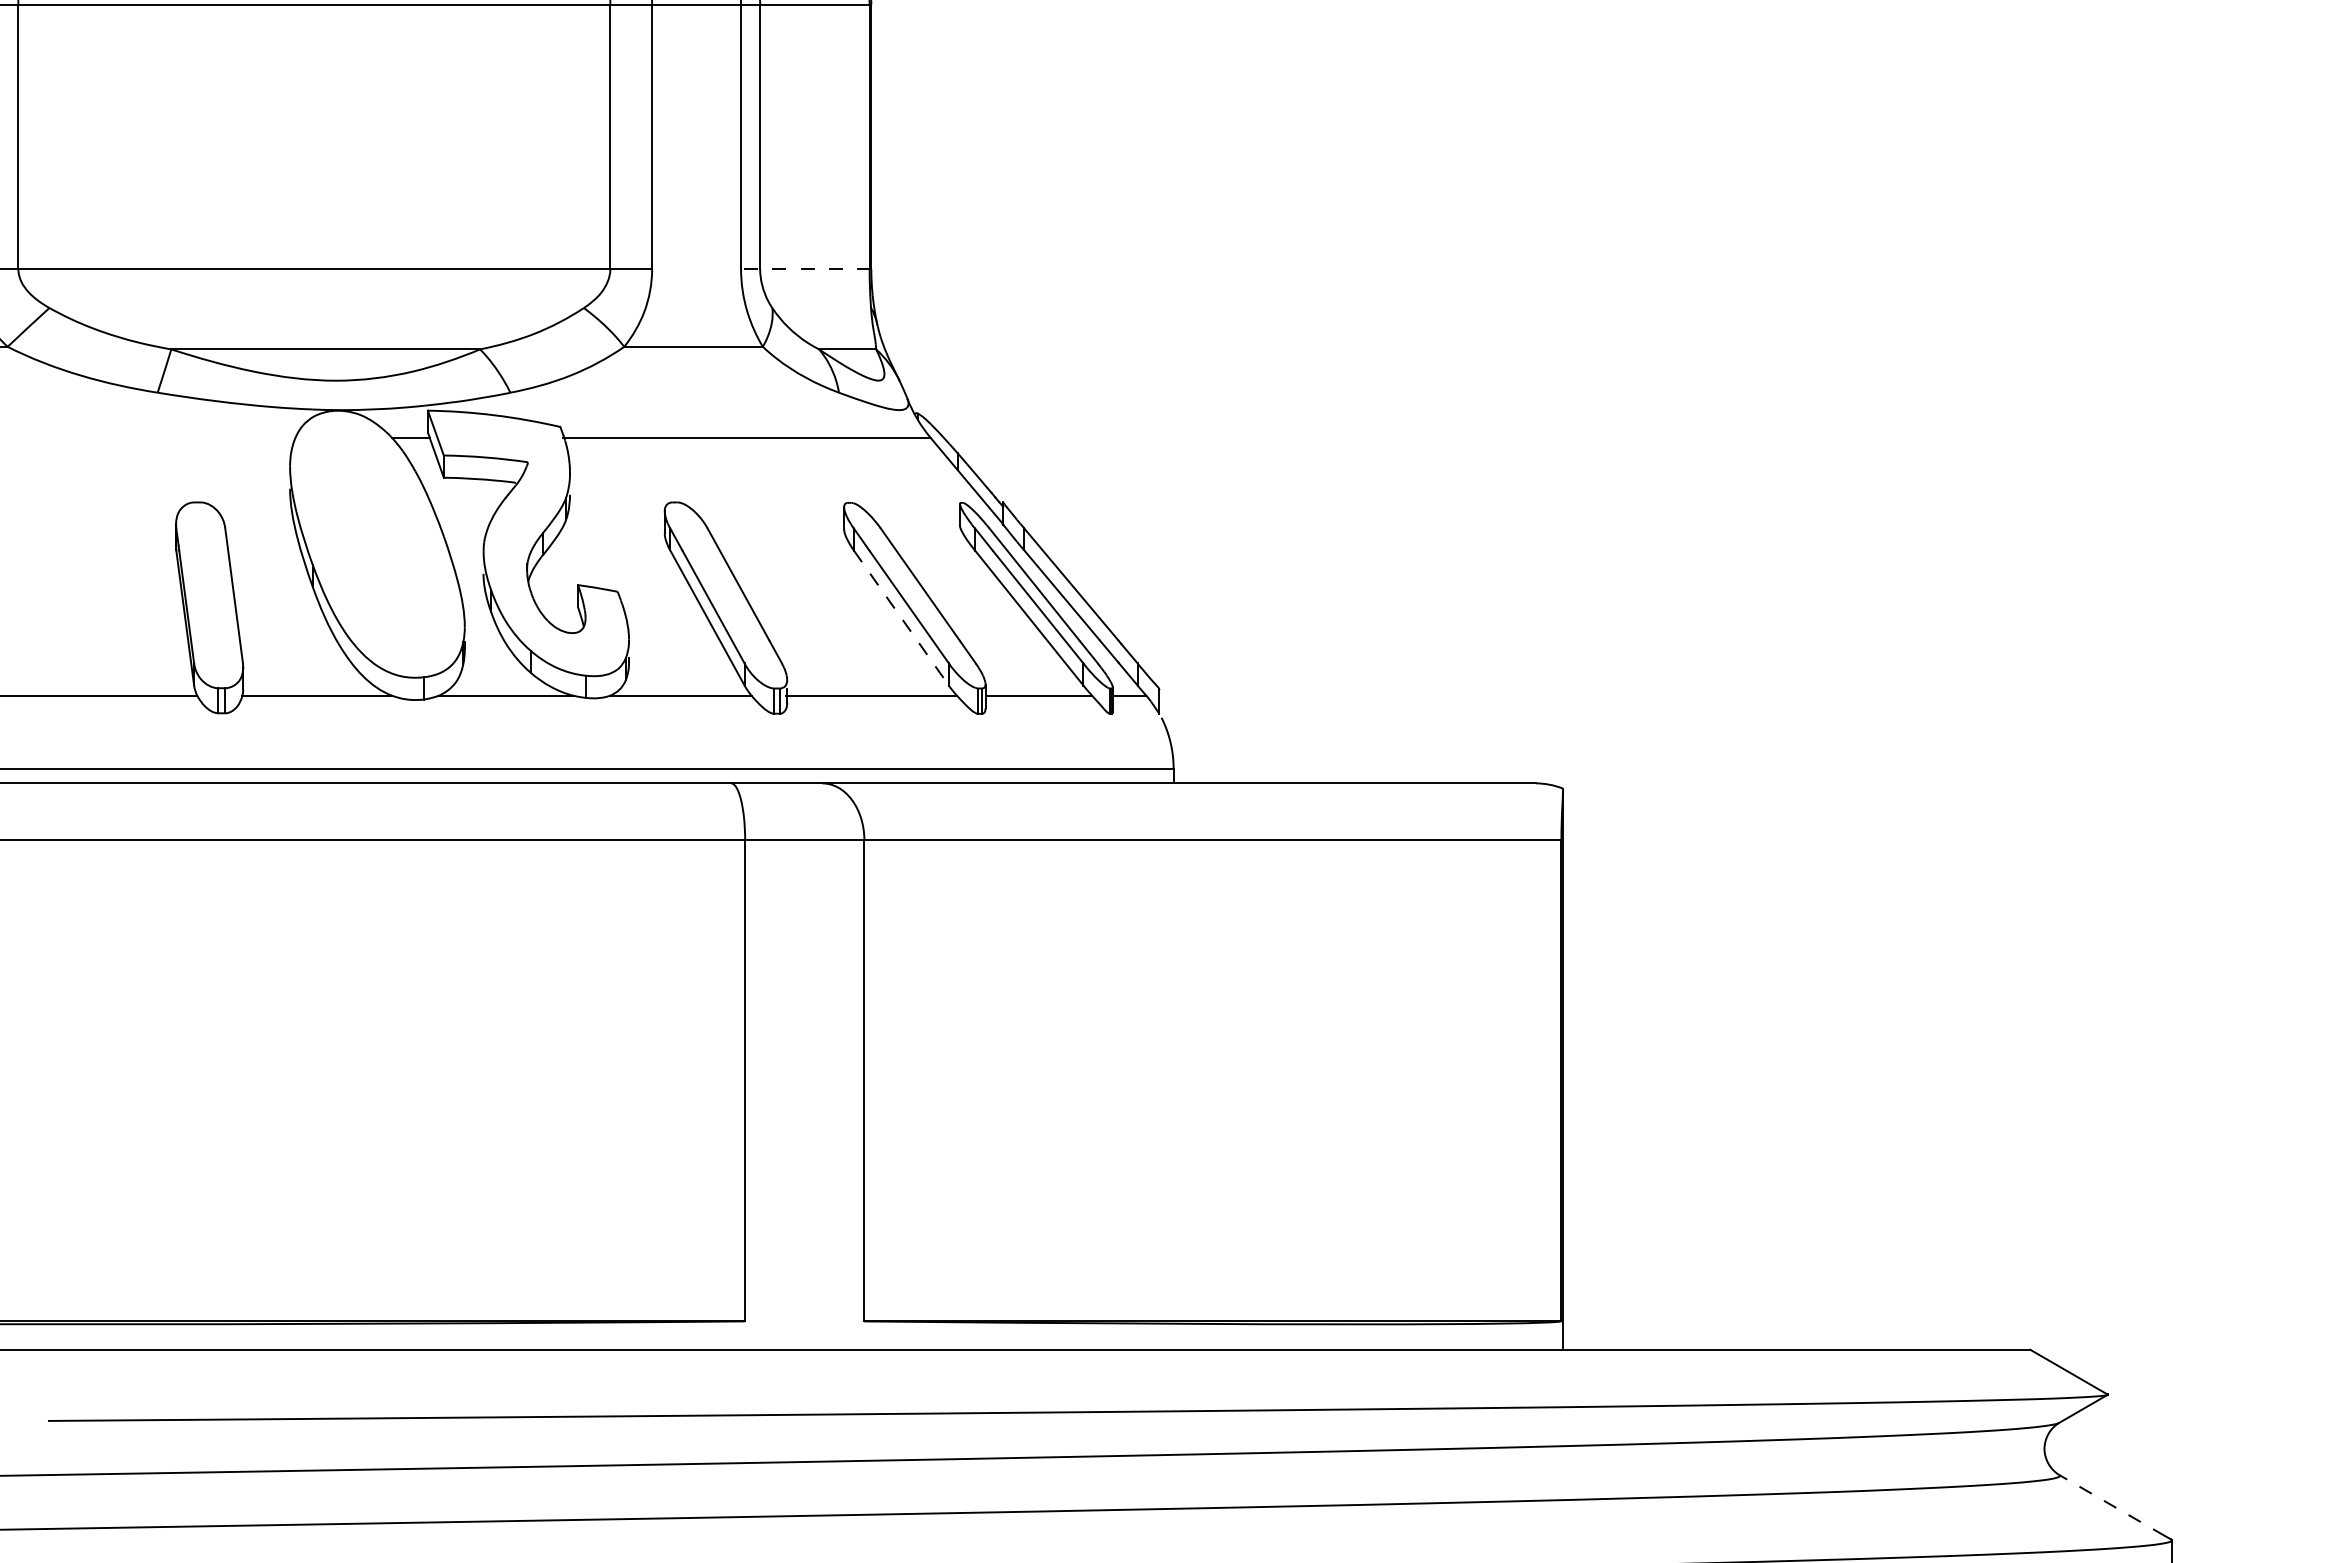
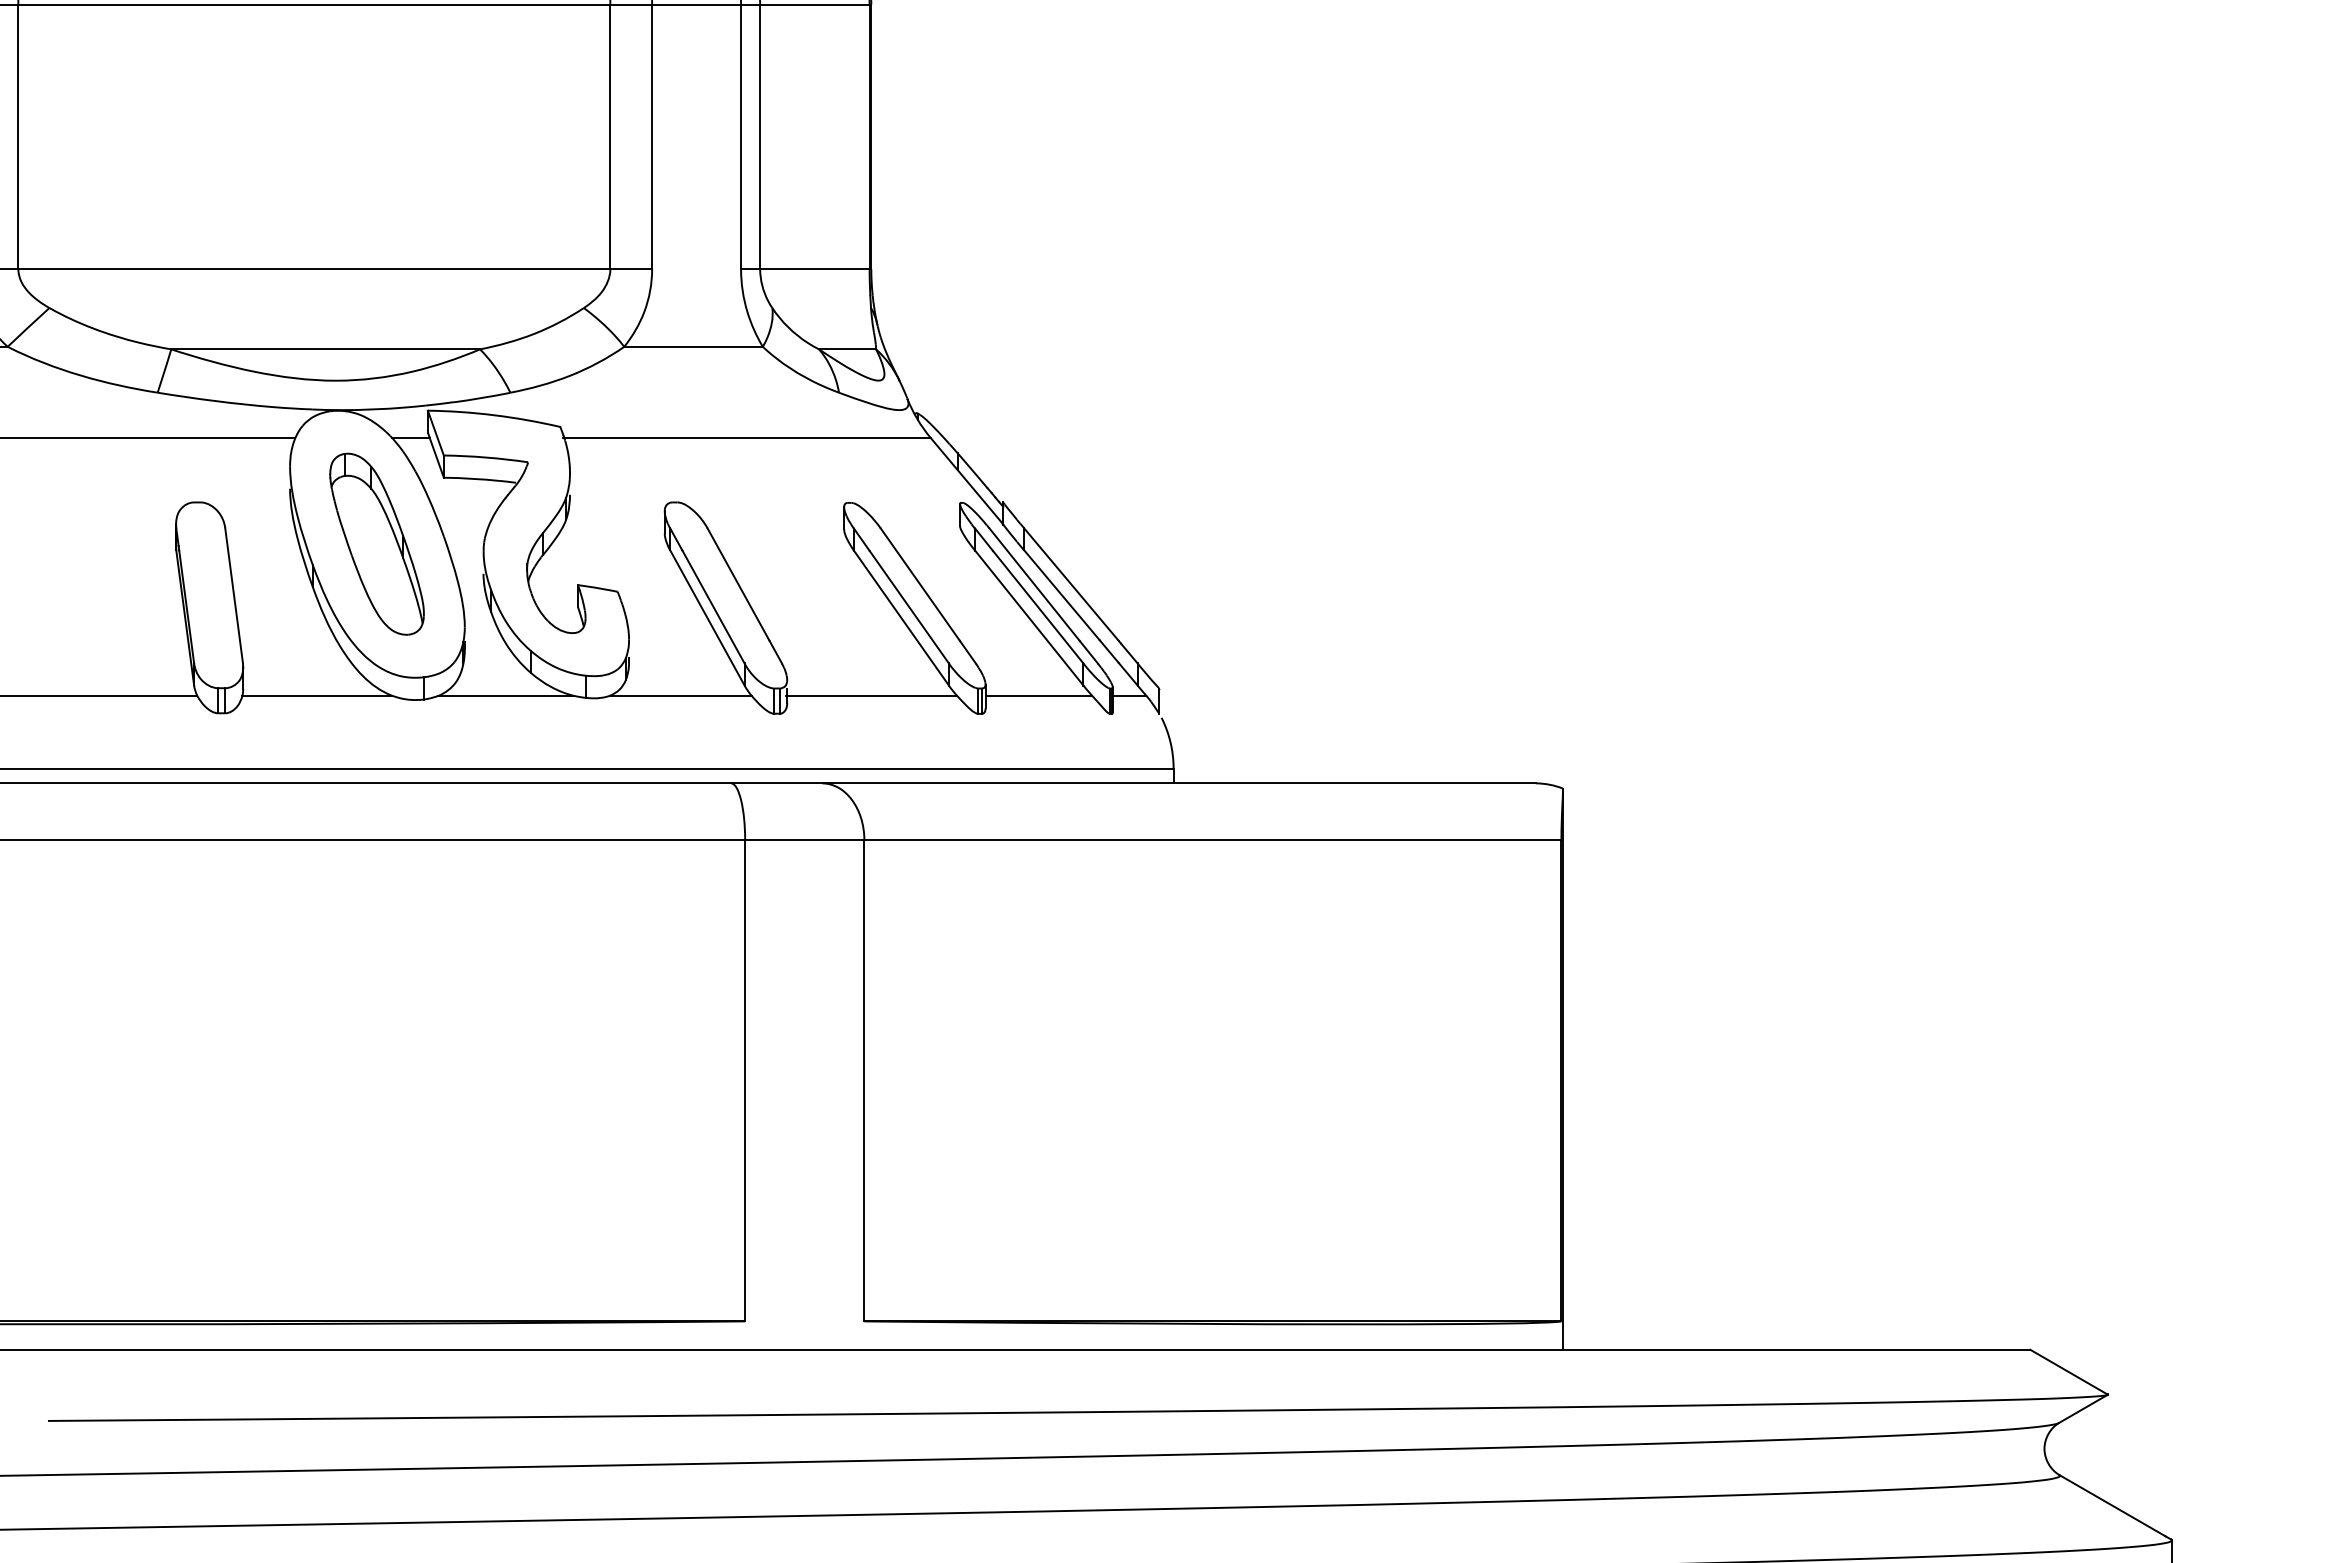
line: dashed -> solid (805, 269)
line: none -> present (148, 437)
part: none -> present (376, 543)
line: dashed -> solid (901, 618)
line: dashed -> solid (2111, 1505)
